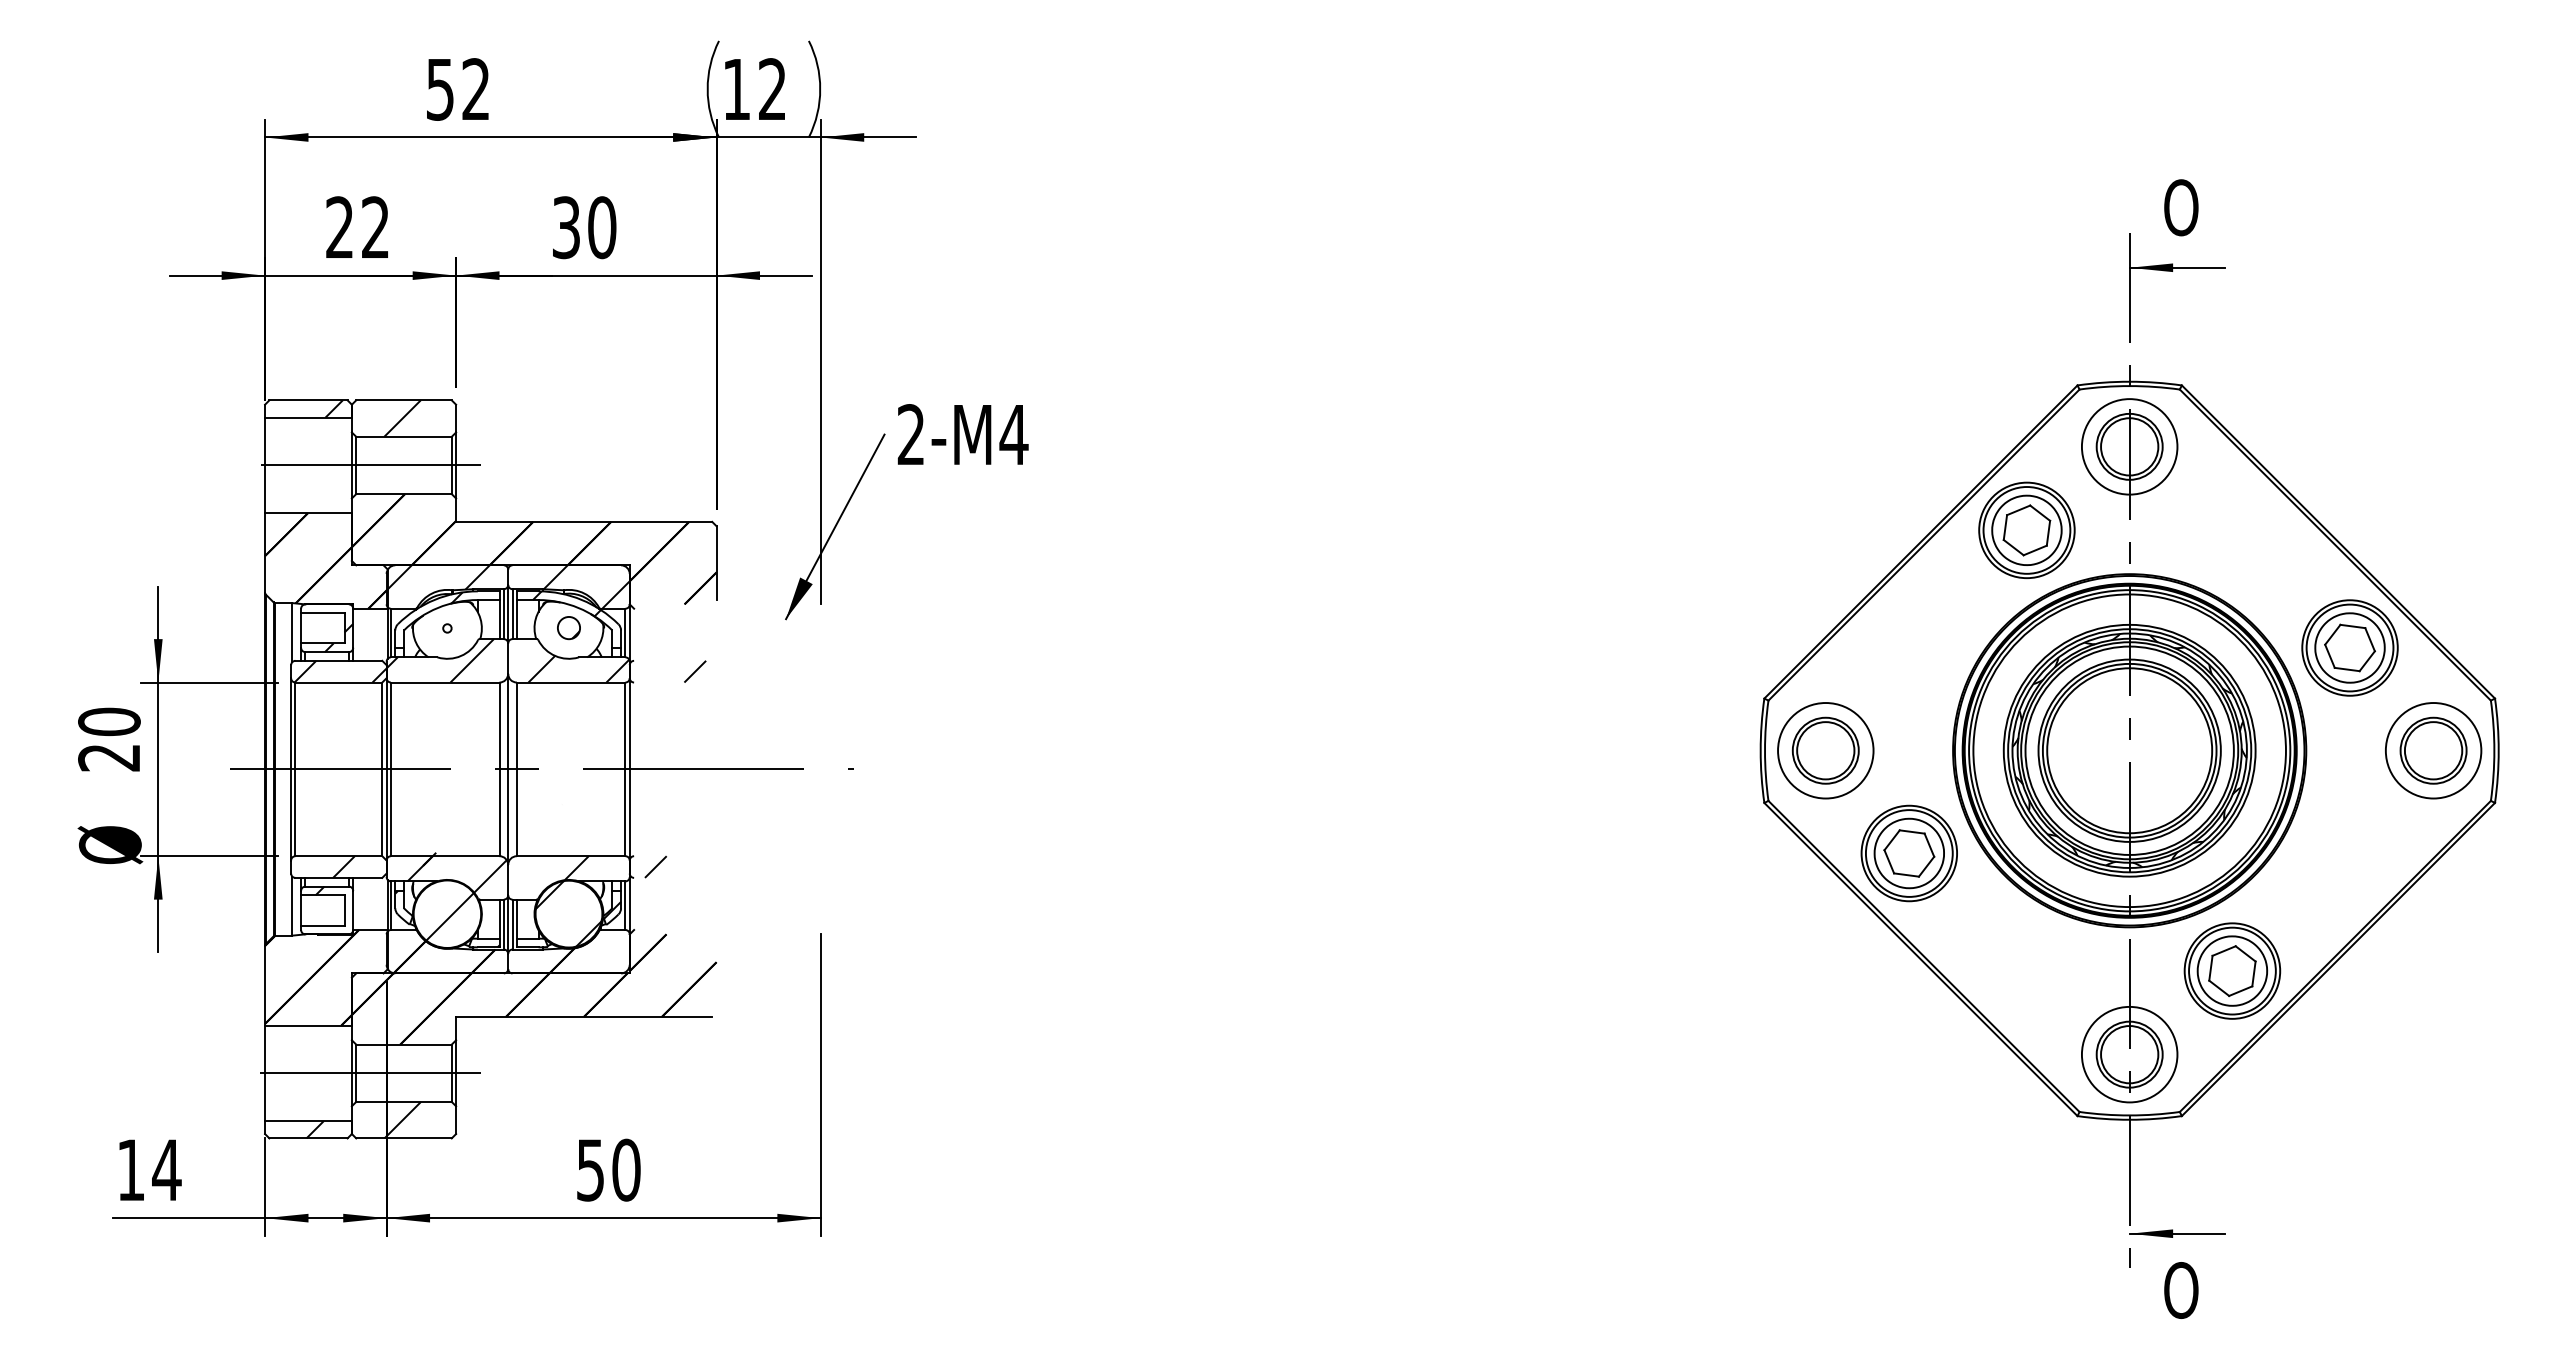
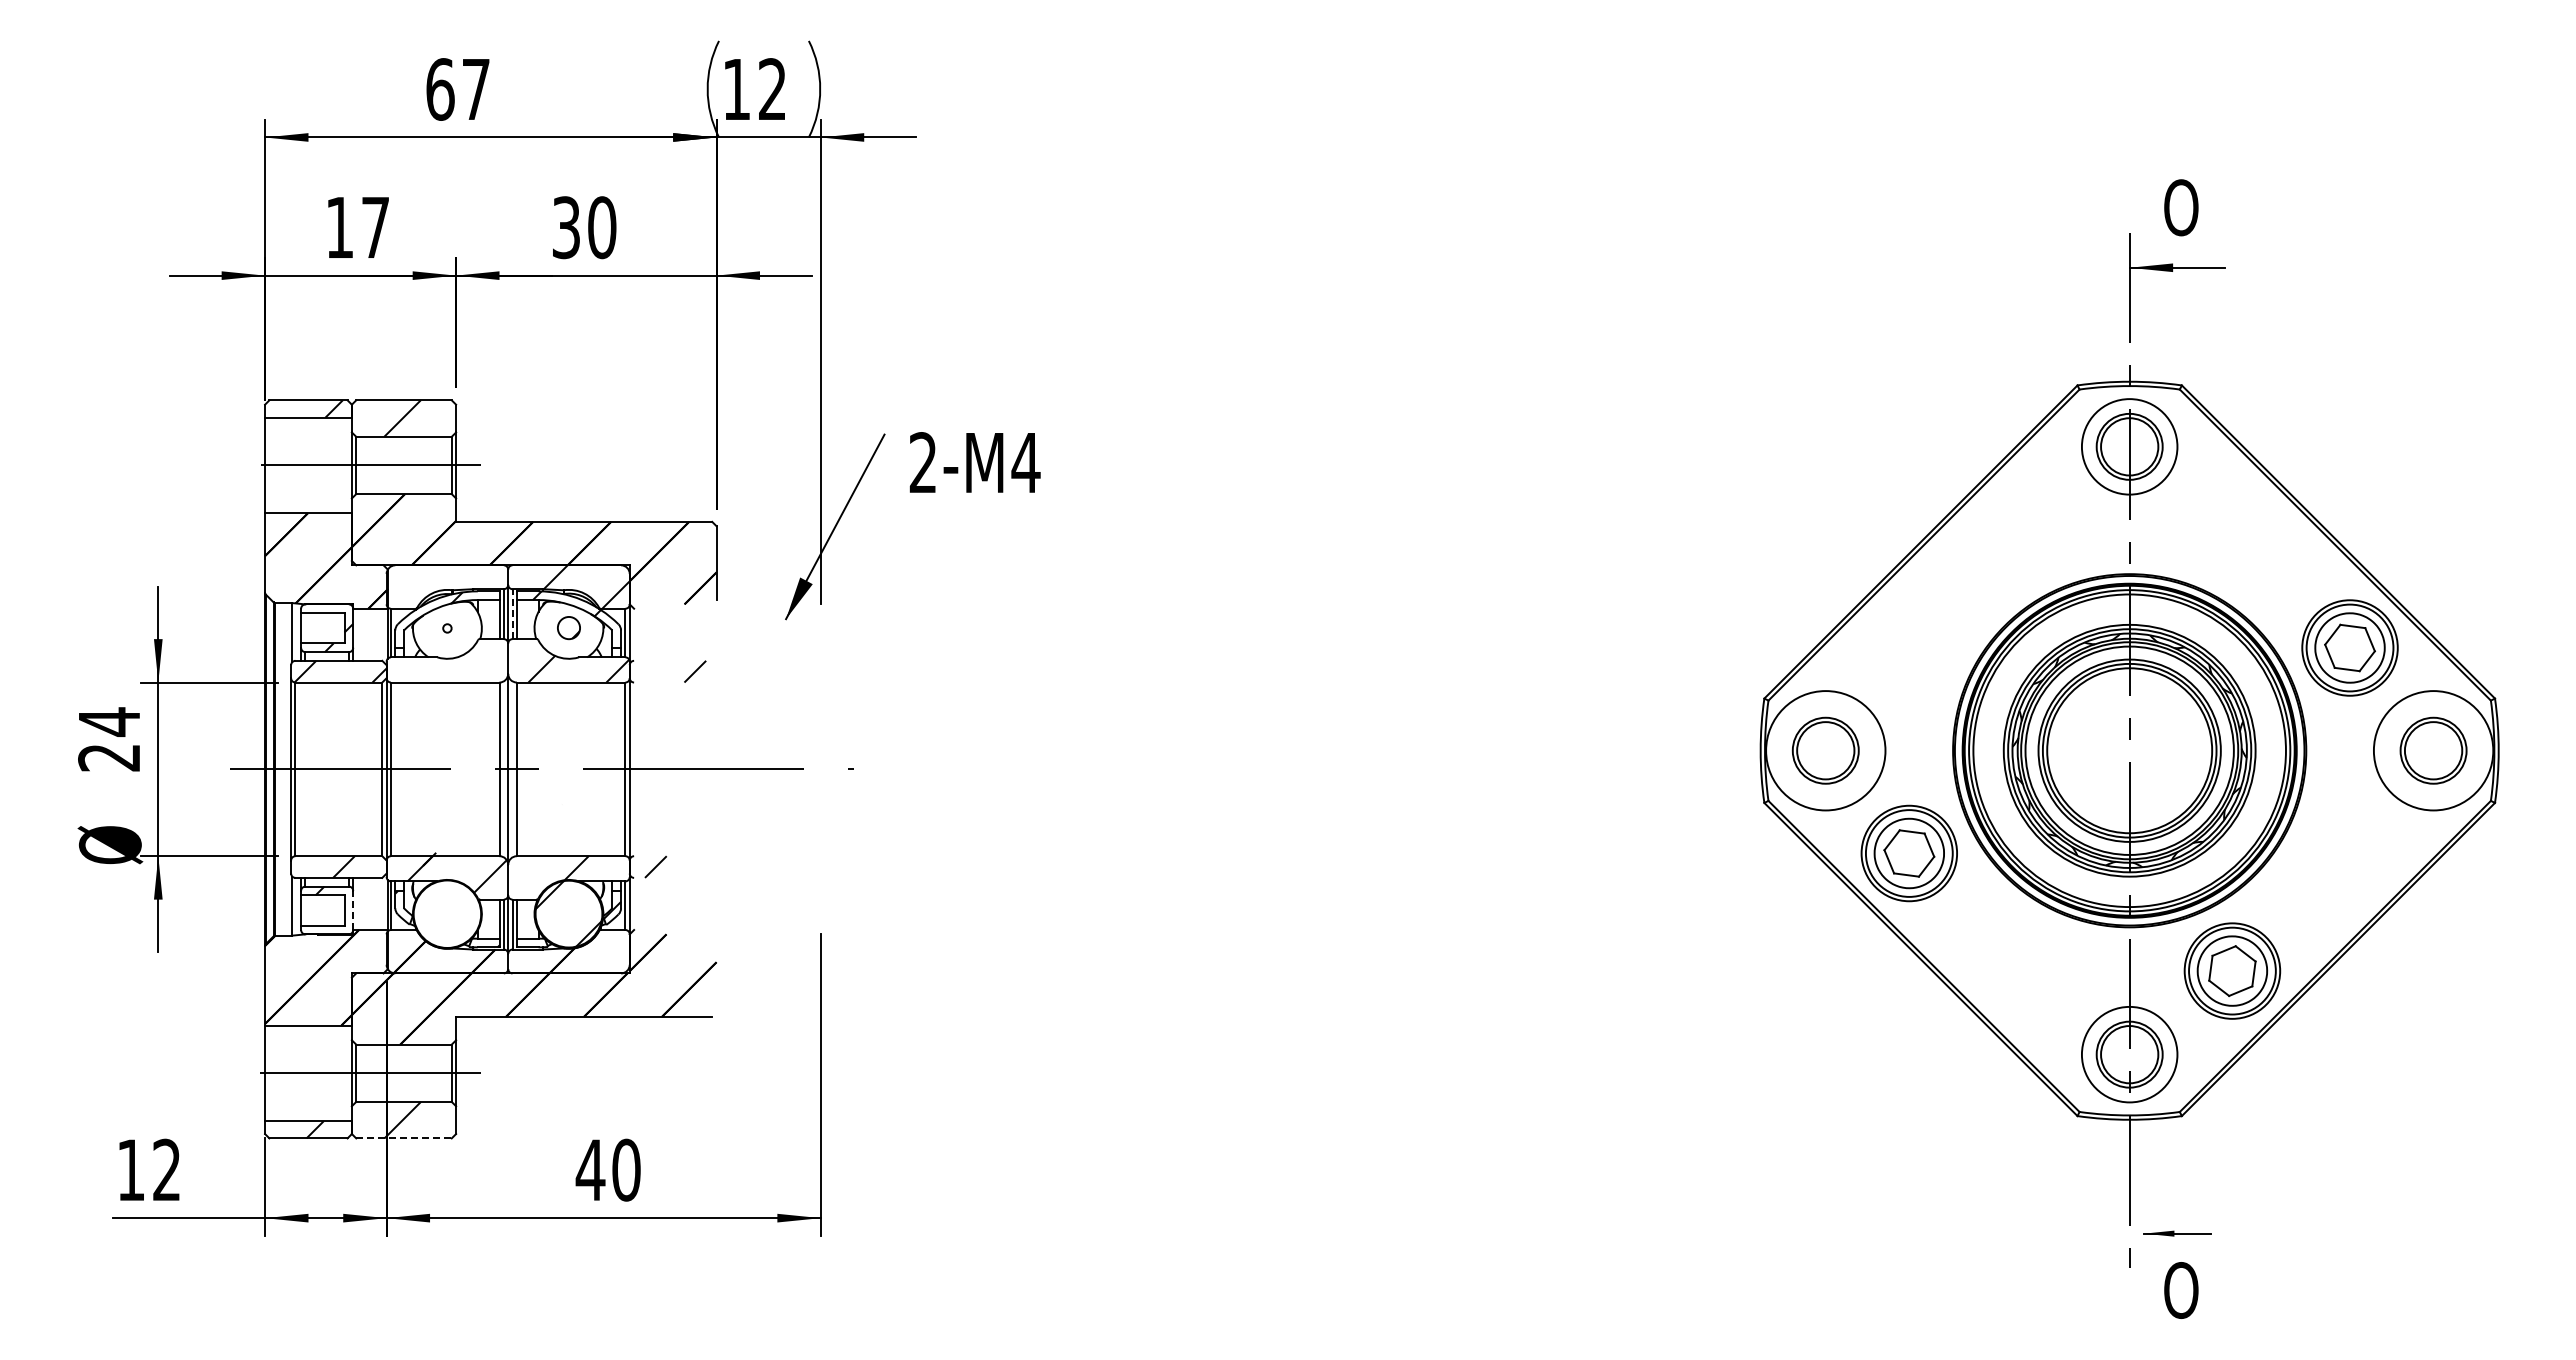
text: 52 -> 67 (457, 89)
text: 22 -> 17 (357, 226)
text position: (962, 434) -> (974, 462) (974, 462)
part: present -> none (2026, 530)
hatch: present -> none (437, 577)
line: solid -> dashed (512, 614)
hatch: present -> none (439, 660)
text: 20 -> 24 (109, 721)
circle diameter: 96 px -> 119 px (1825, 750)
circle diameter: 96 px -> 119 px (2433, 750)
line: solid -> dashed (353, 910)
hatch: present -> none (449, 916)
line: solid -> dashed (404, 1138)
text: 14 -> 12 (166, 1169)
text: 50 -> 40 (590, 1170)
part size: 97x9 px -> 69x7 px (2177, 1233)
